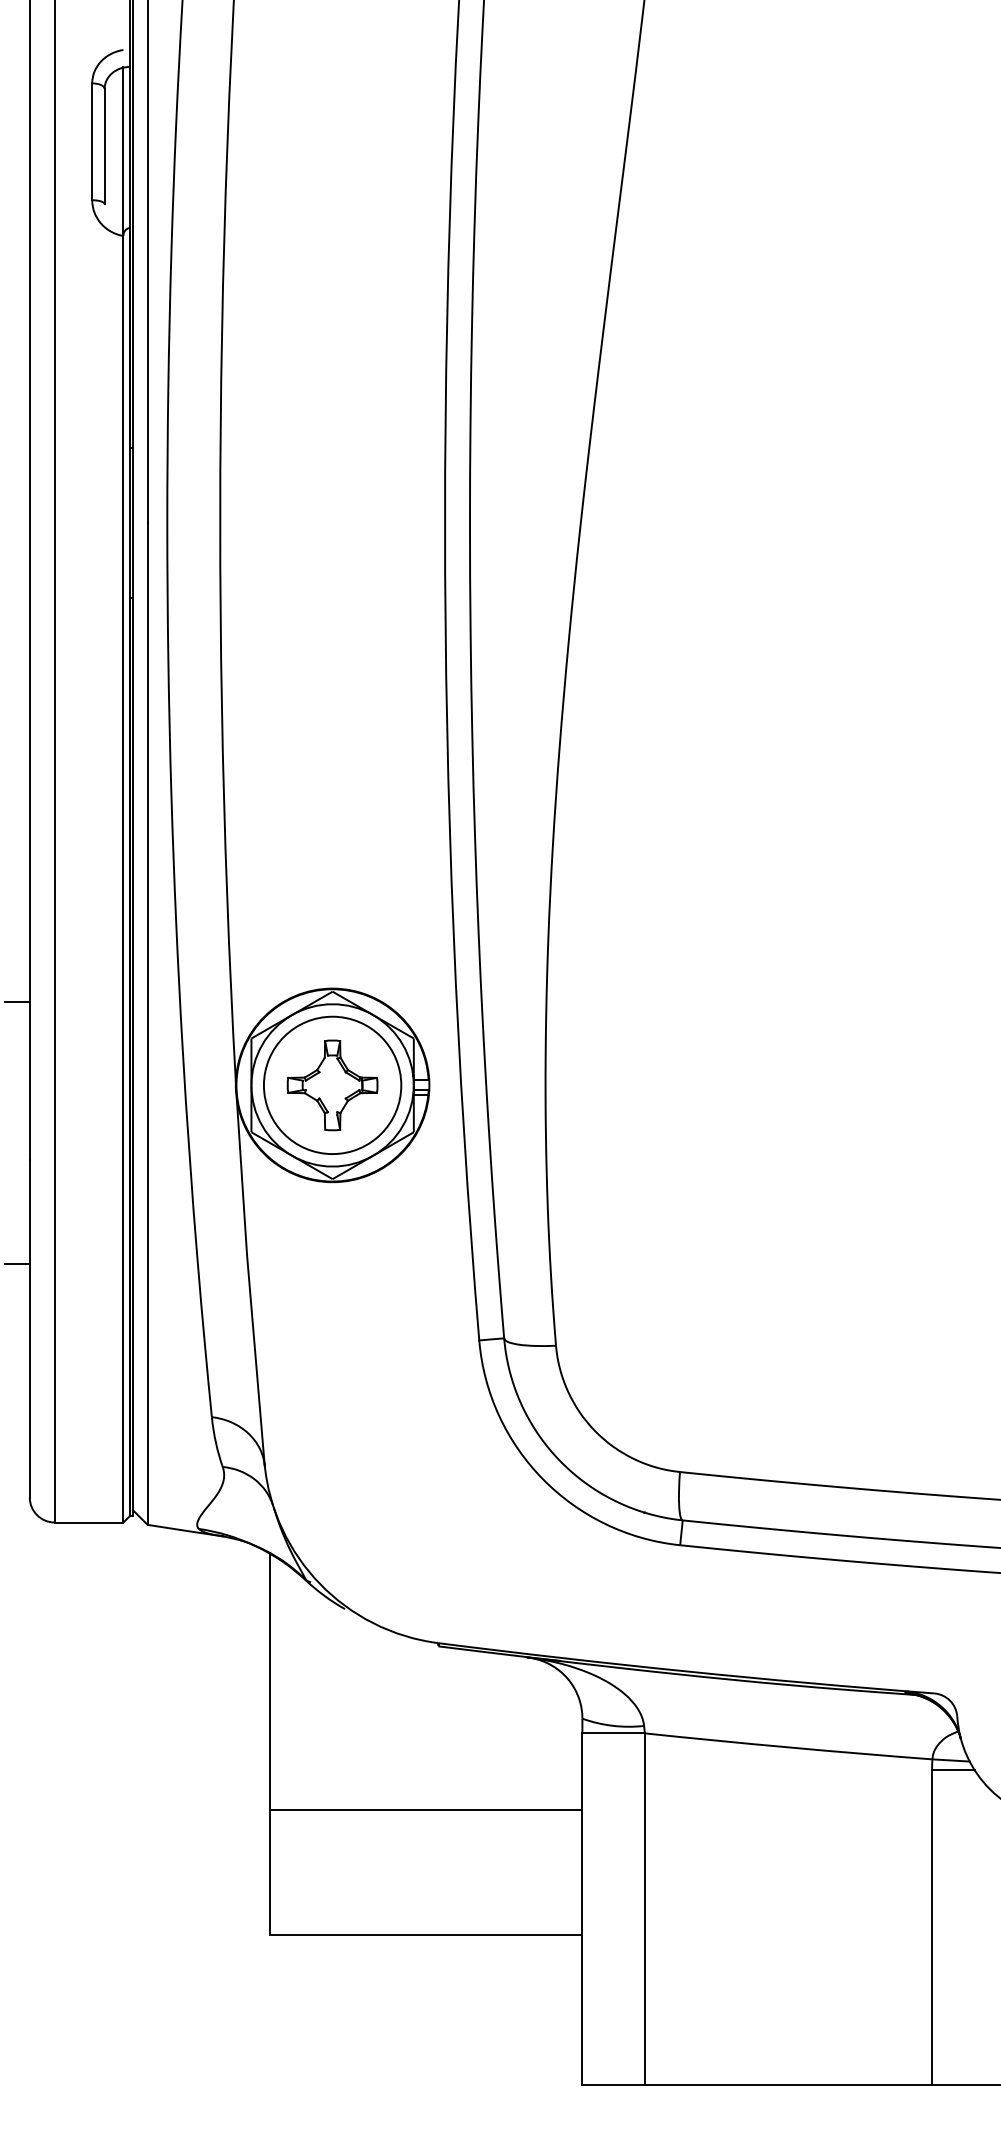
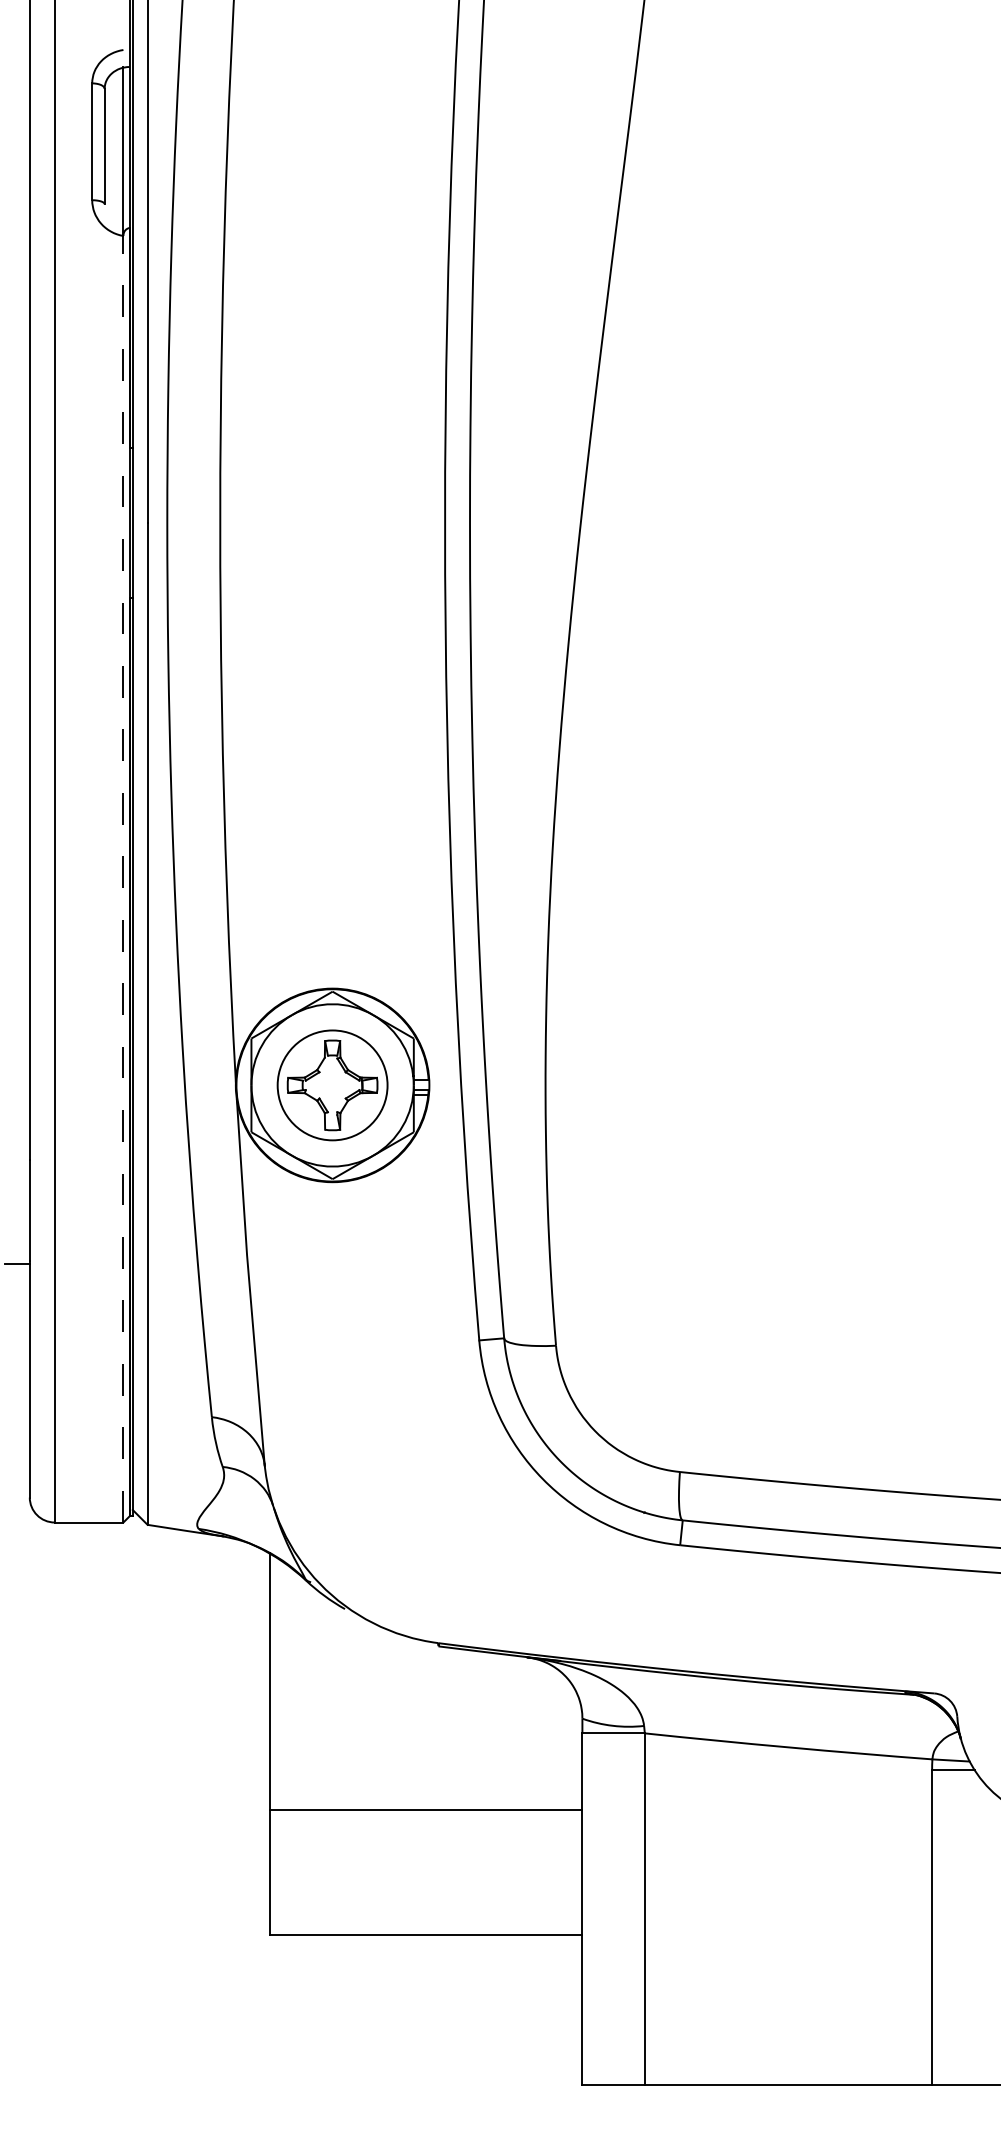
line: solid -> dashed (123, 878)
line: present -> none (16, 1001)
circle diameter: 137 px -> 110 px (332, 1085)
